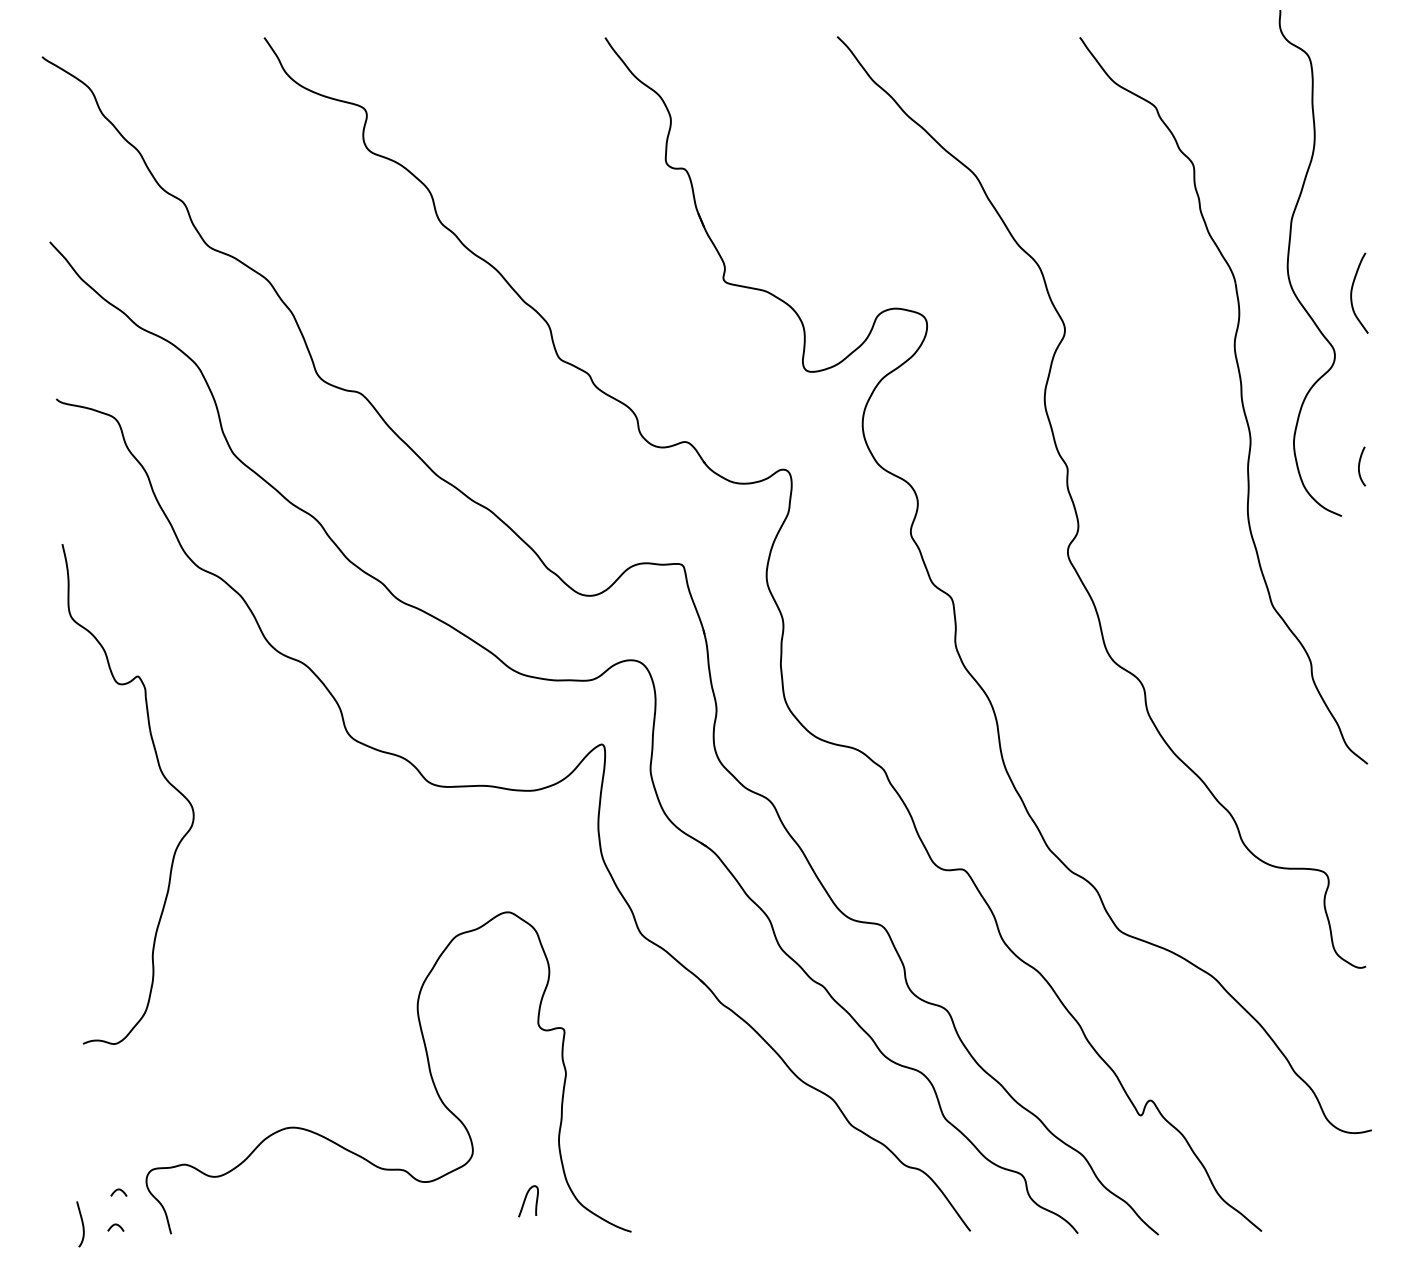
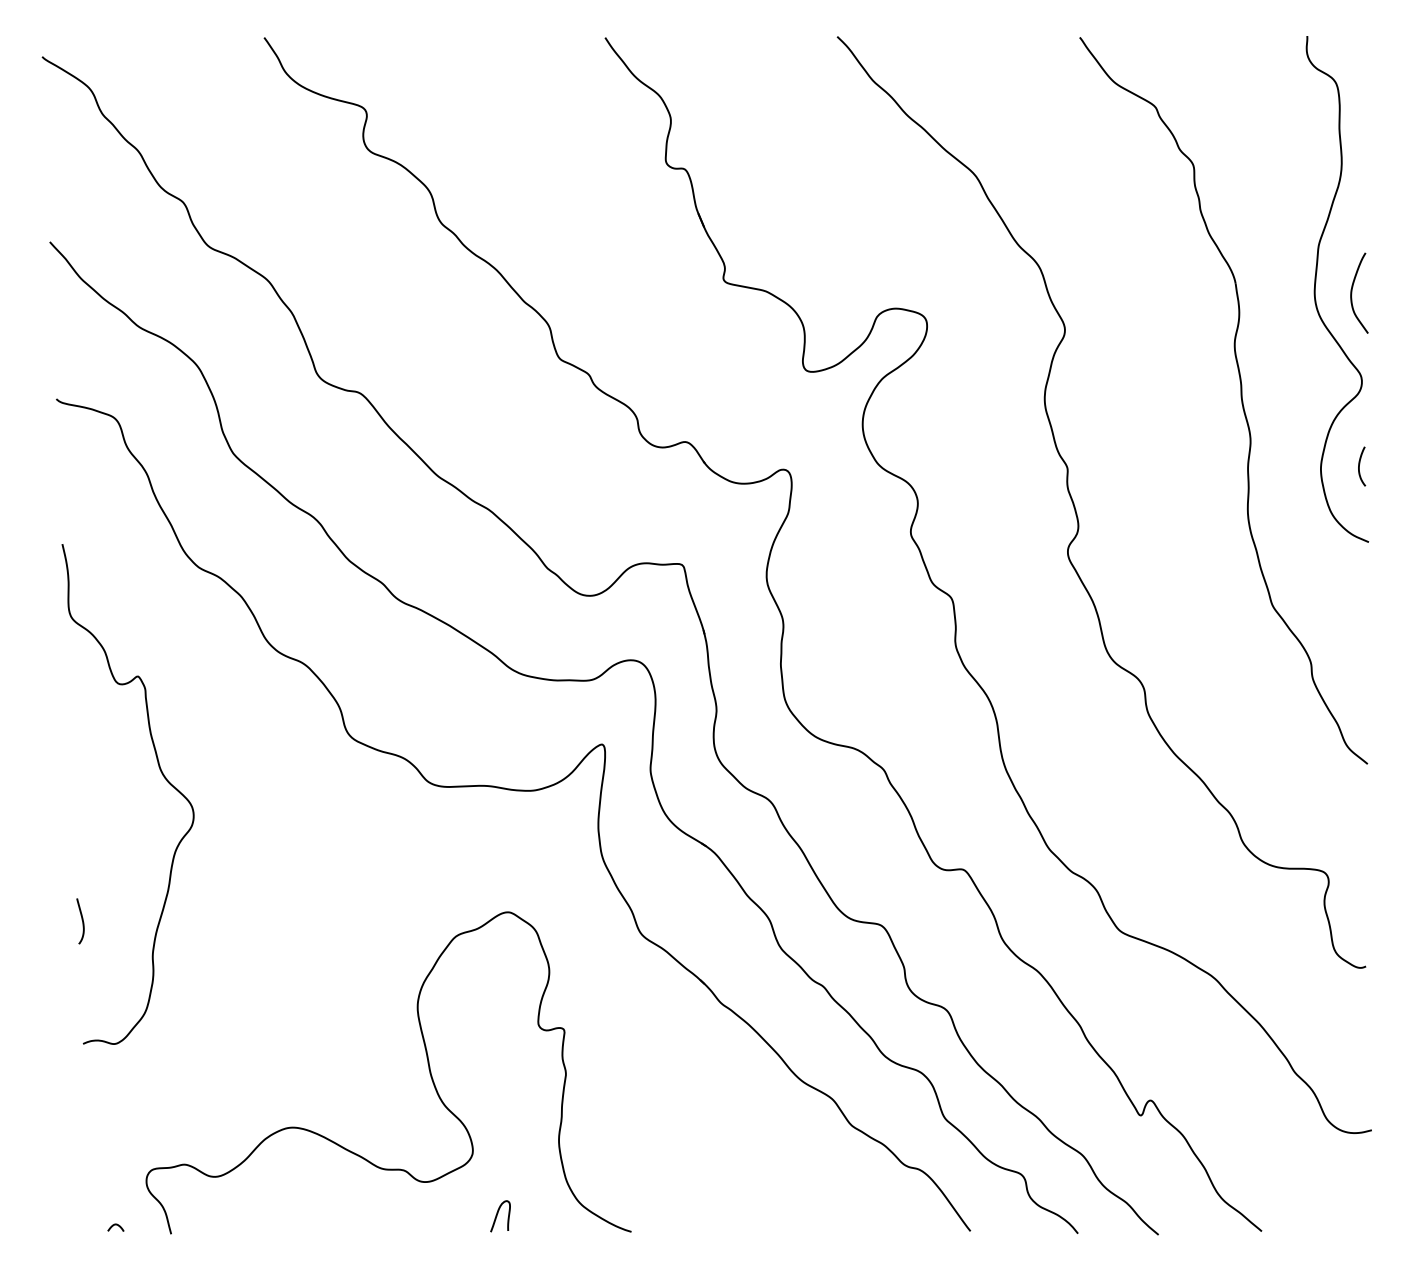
curve position: (1288, 263) -> (1315, 289) (1315, 289)
curve: present -> none (118, 1190)
curve position: (525, 1201) -> (497, 1216) (497, 1216)
curve position: (81, 1223) -> (81, 920) (81, 920)
